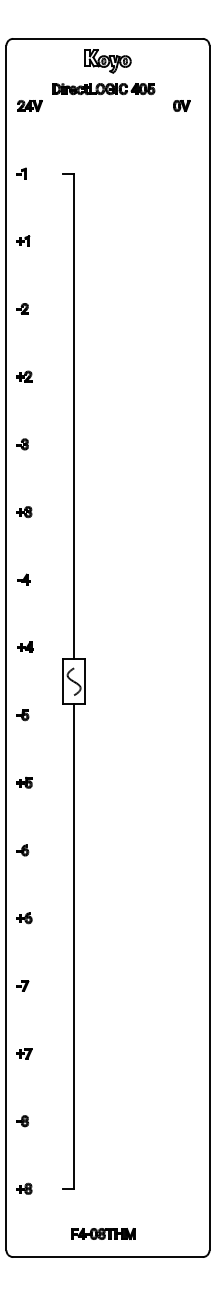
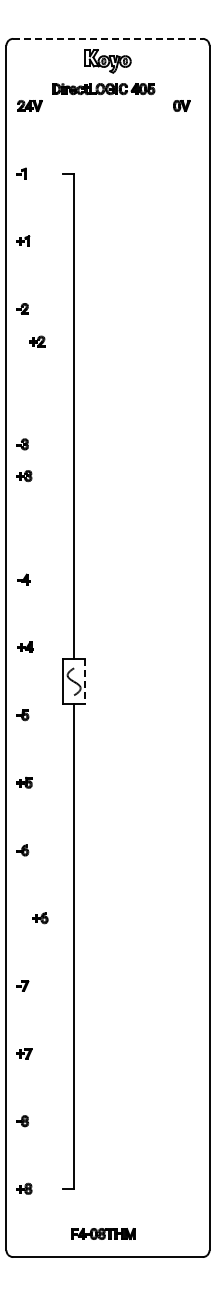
line: solid -> dashed (107, 38)
part position: (24, 376) -> (37, 341) (37, 341)
part position: (24, 512) -> (24, 476) (24, 476)
line: solid -> dashed (85, 681)
part position: (24, 918) -> (40, 918) (40, 918)
